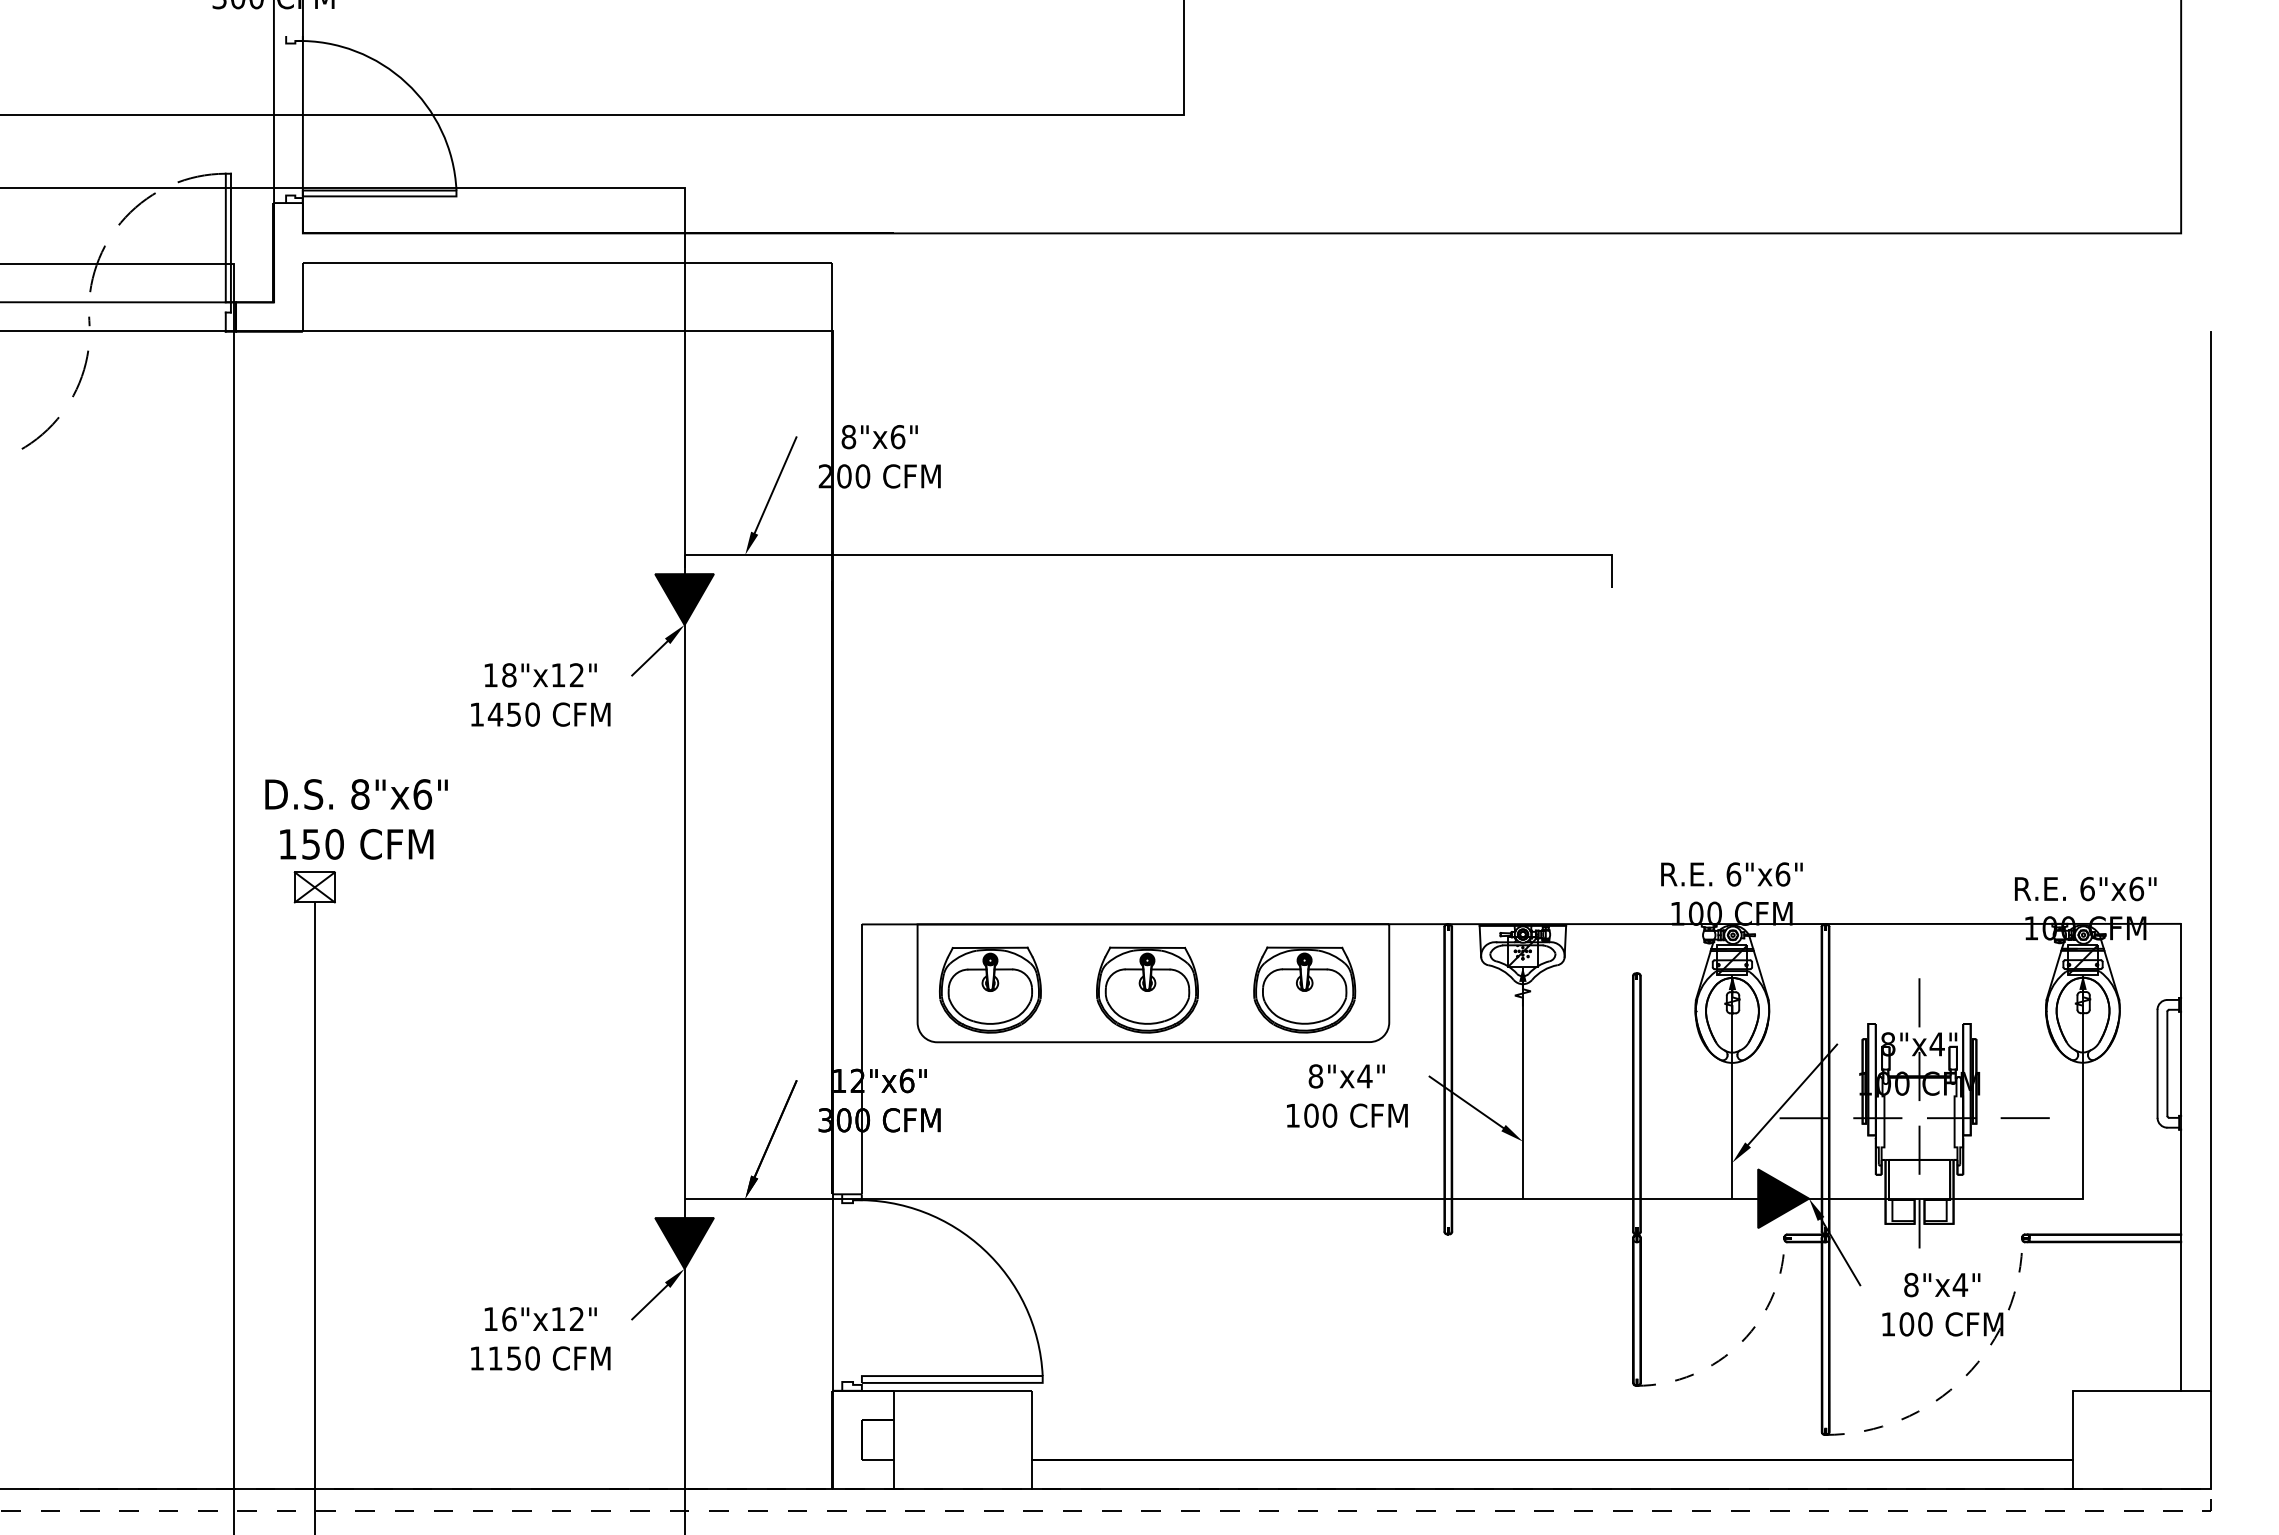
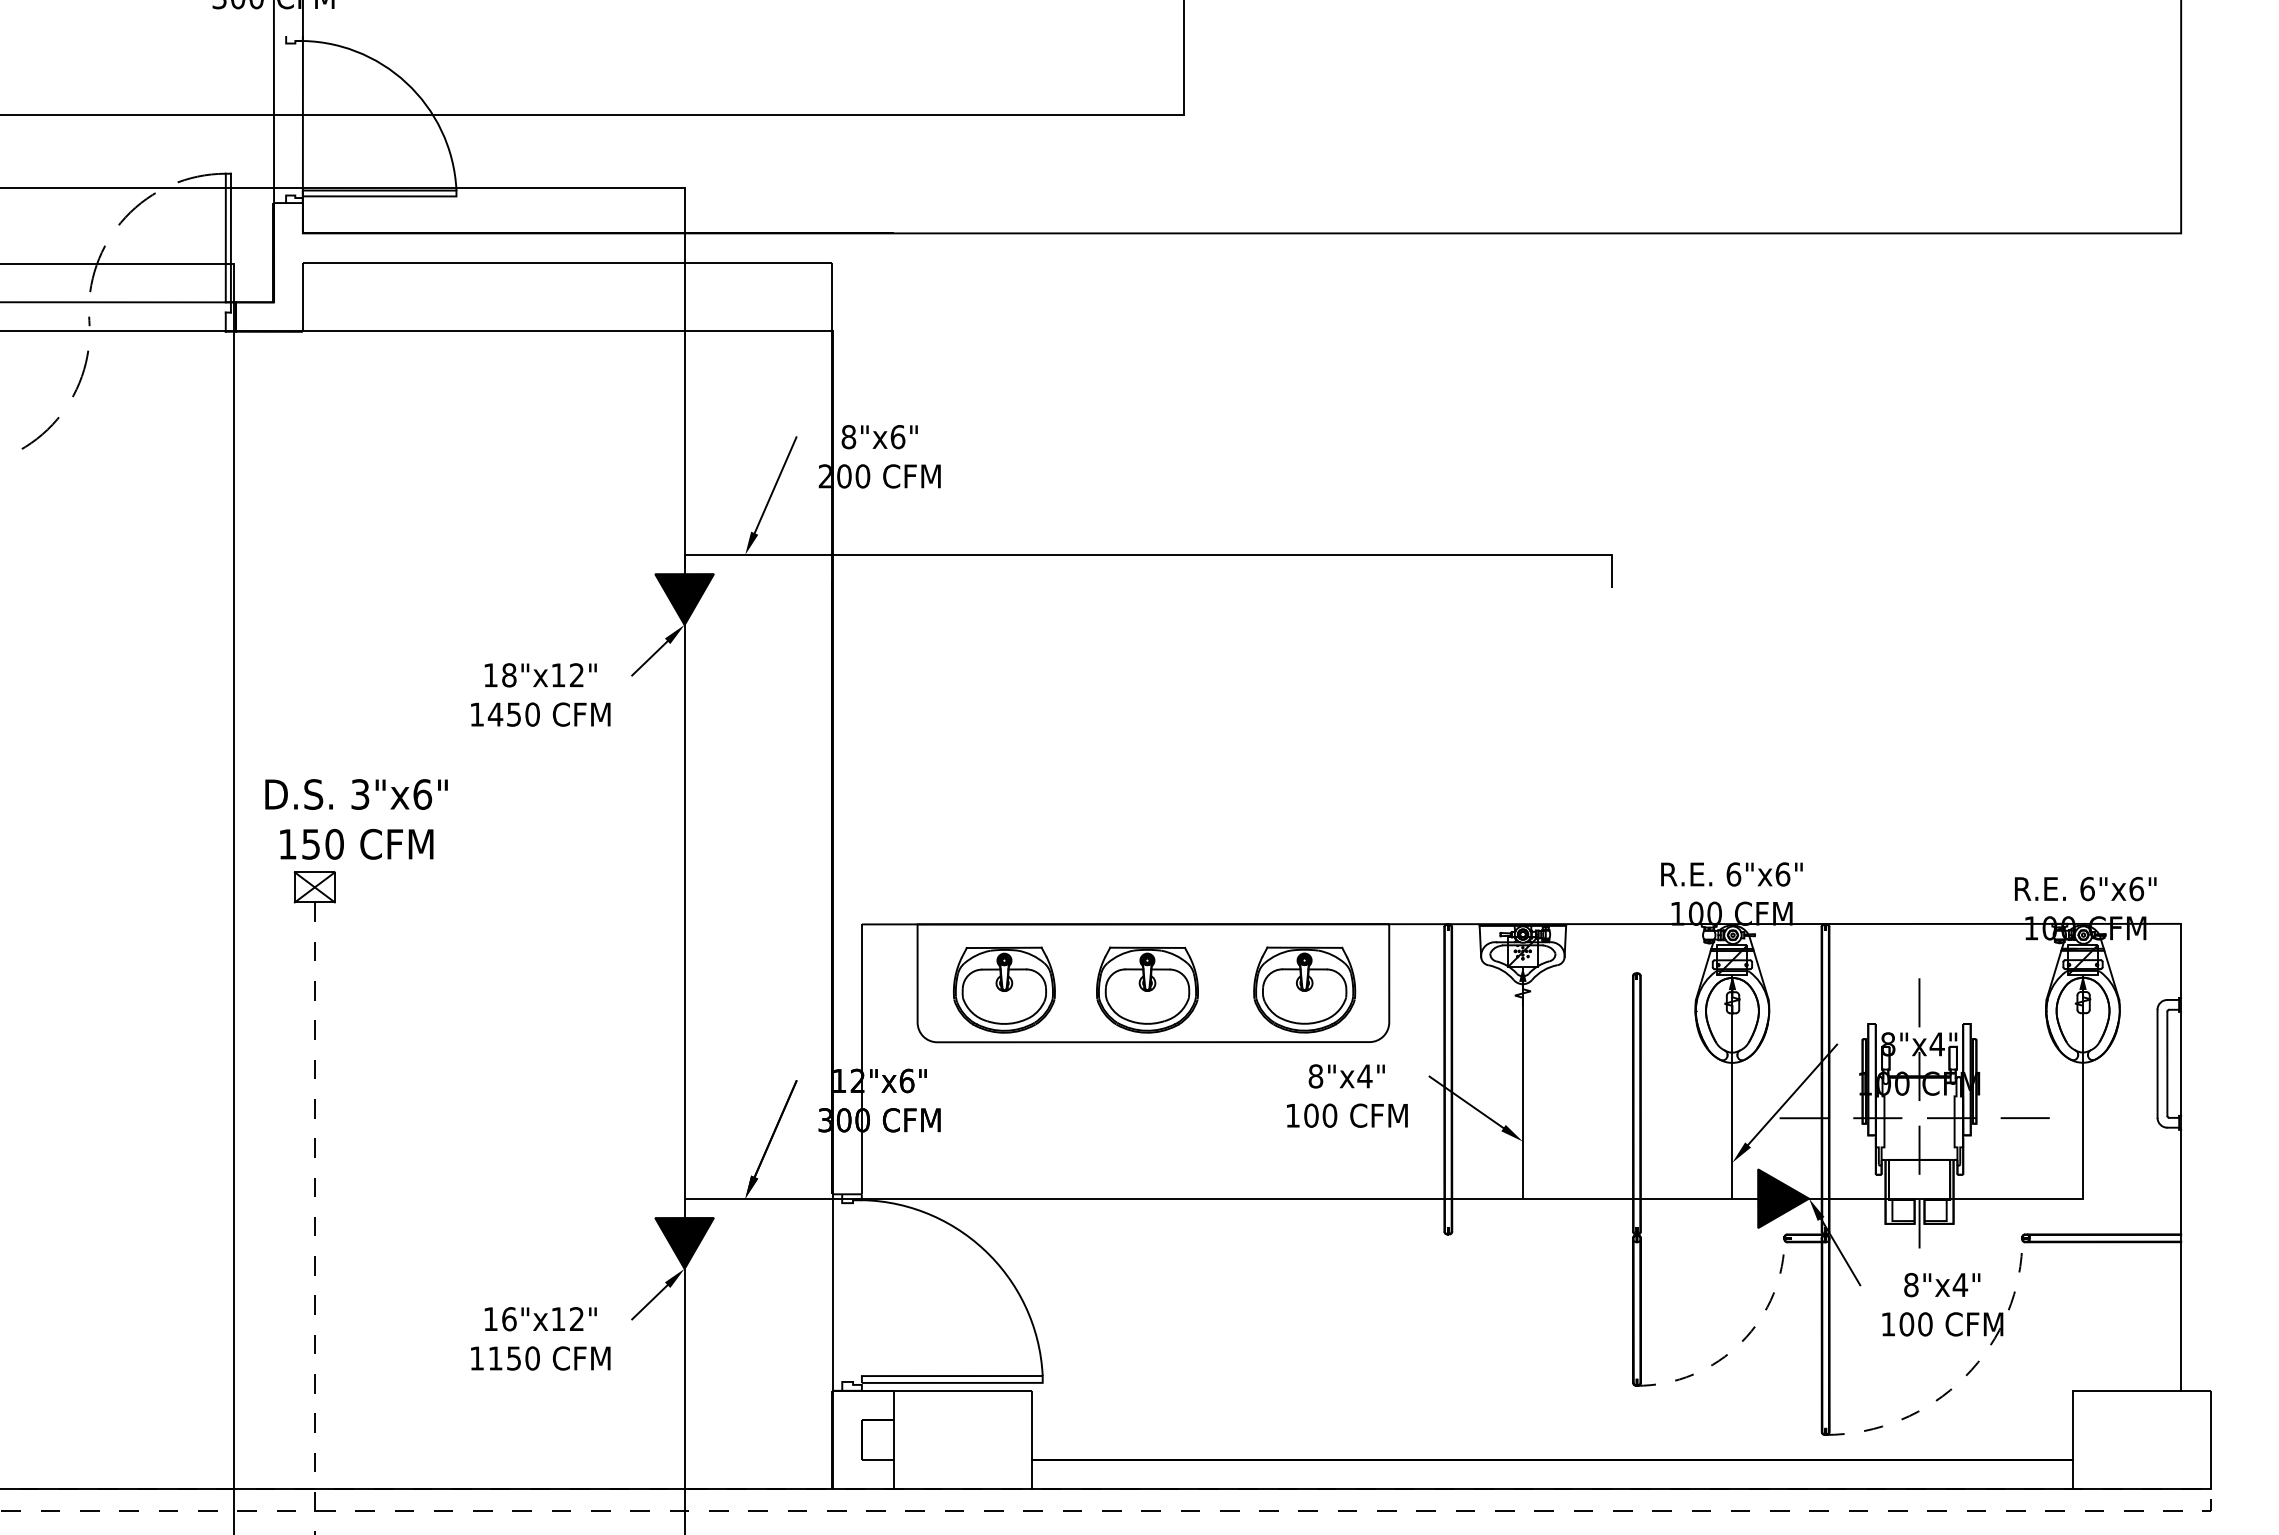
text: 8"x6" -> 3"x6" (360, 794)
line: present -> none (2210, 860)
part position: (990, 989) -> (1004, 989) (1004, 989)
line: solid -> dashed (314, 1218)
